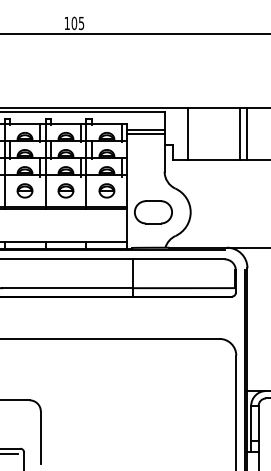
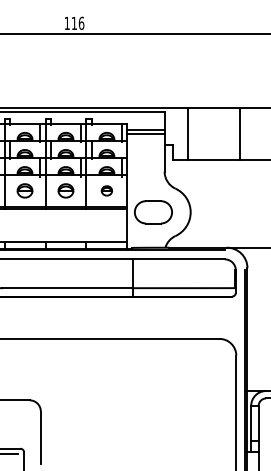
text: 105 -> 116 (77, 23)
line: present -> none (247, 134)
part size: 18x16 px -> 13x12 px (106, 190)
